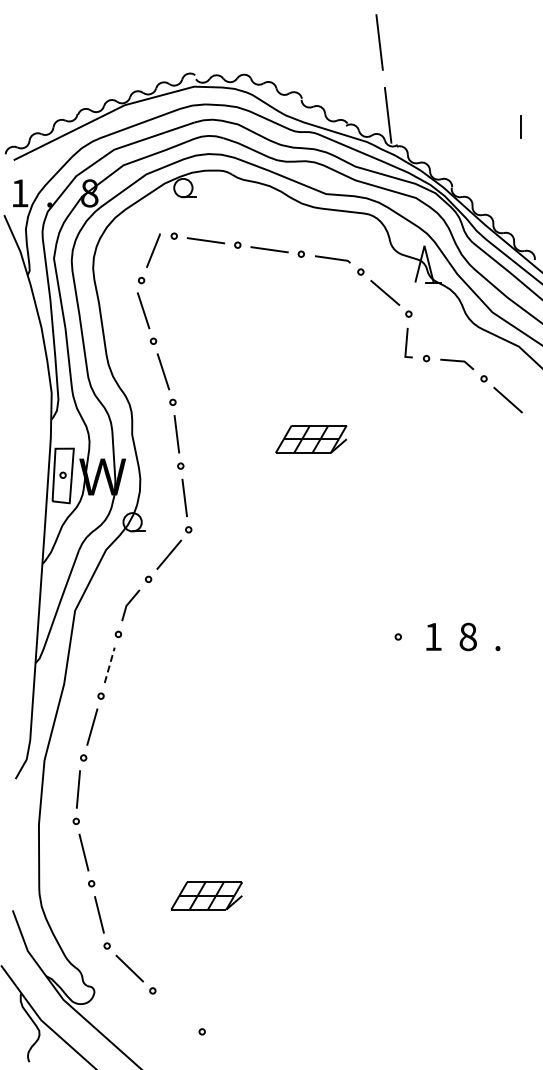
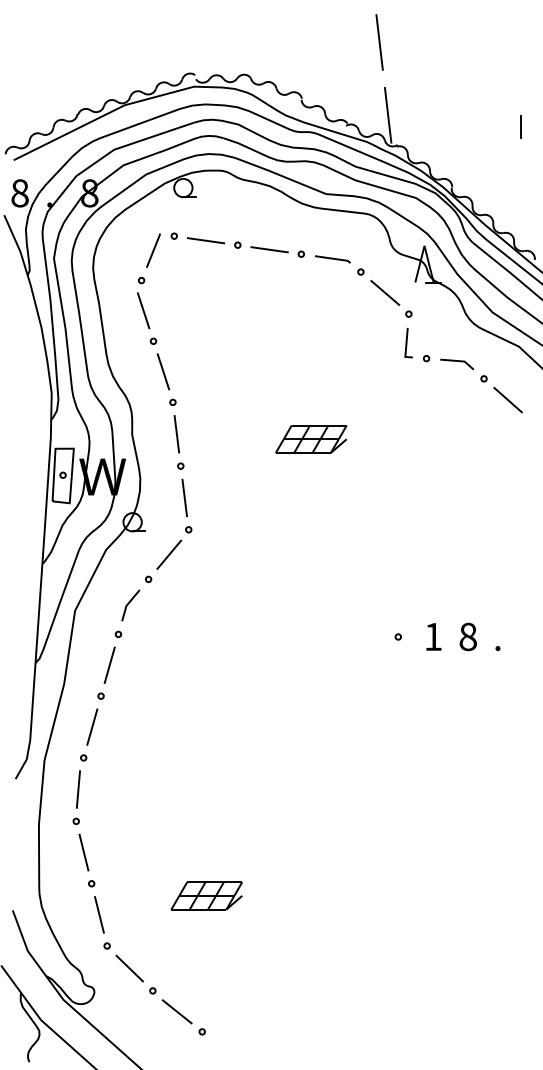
text: 1 -> 8 (19, 193)
line: dashed -> solid (109, 664)
line: none -> present (176, 1011)
